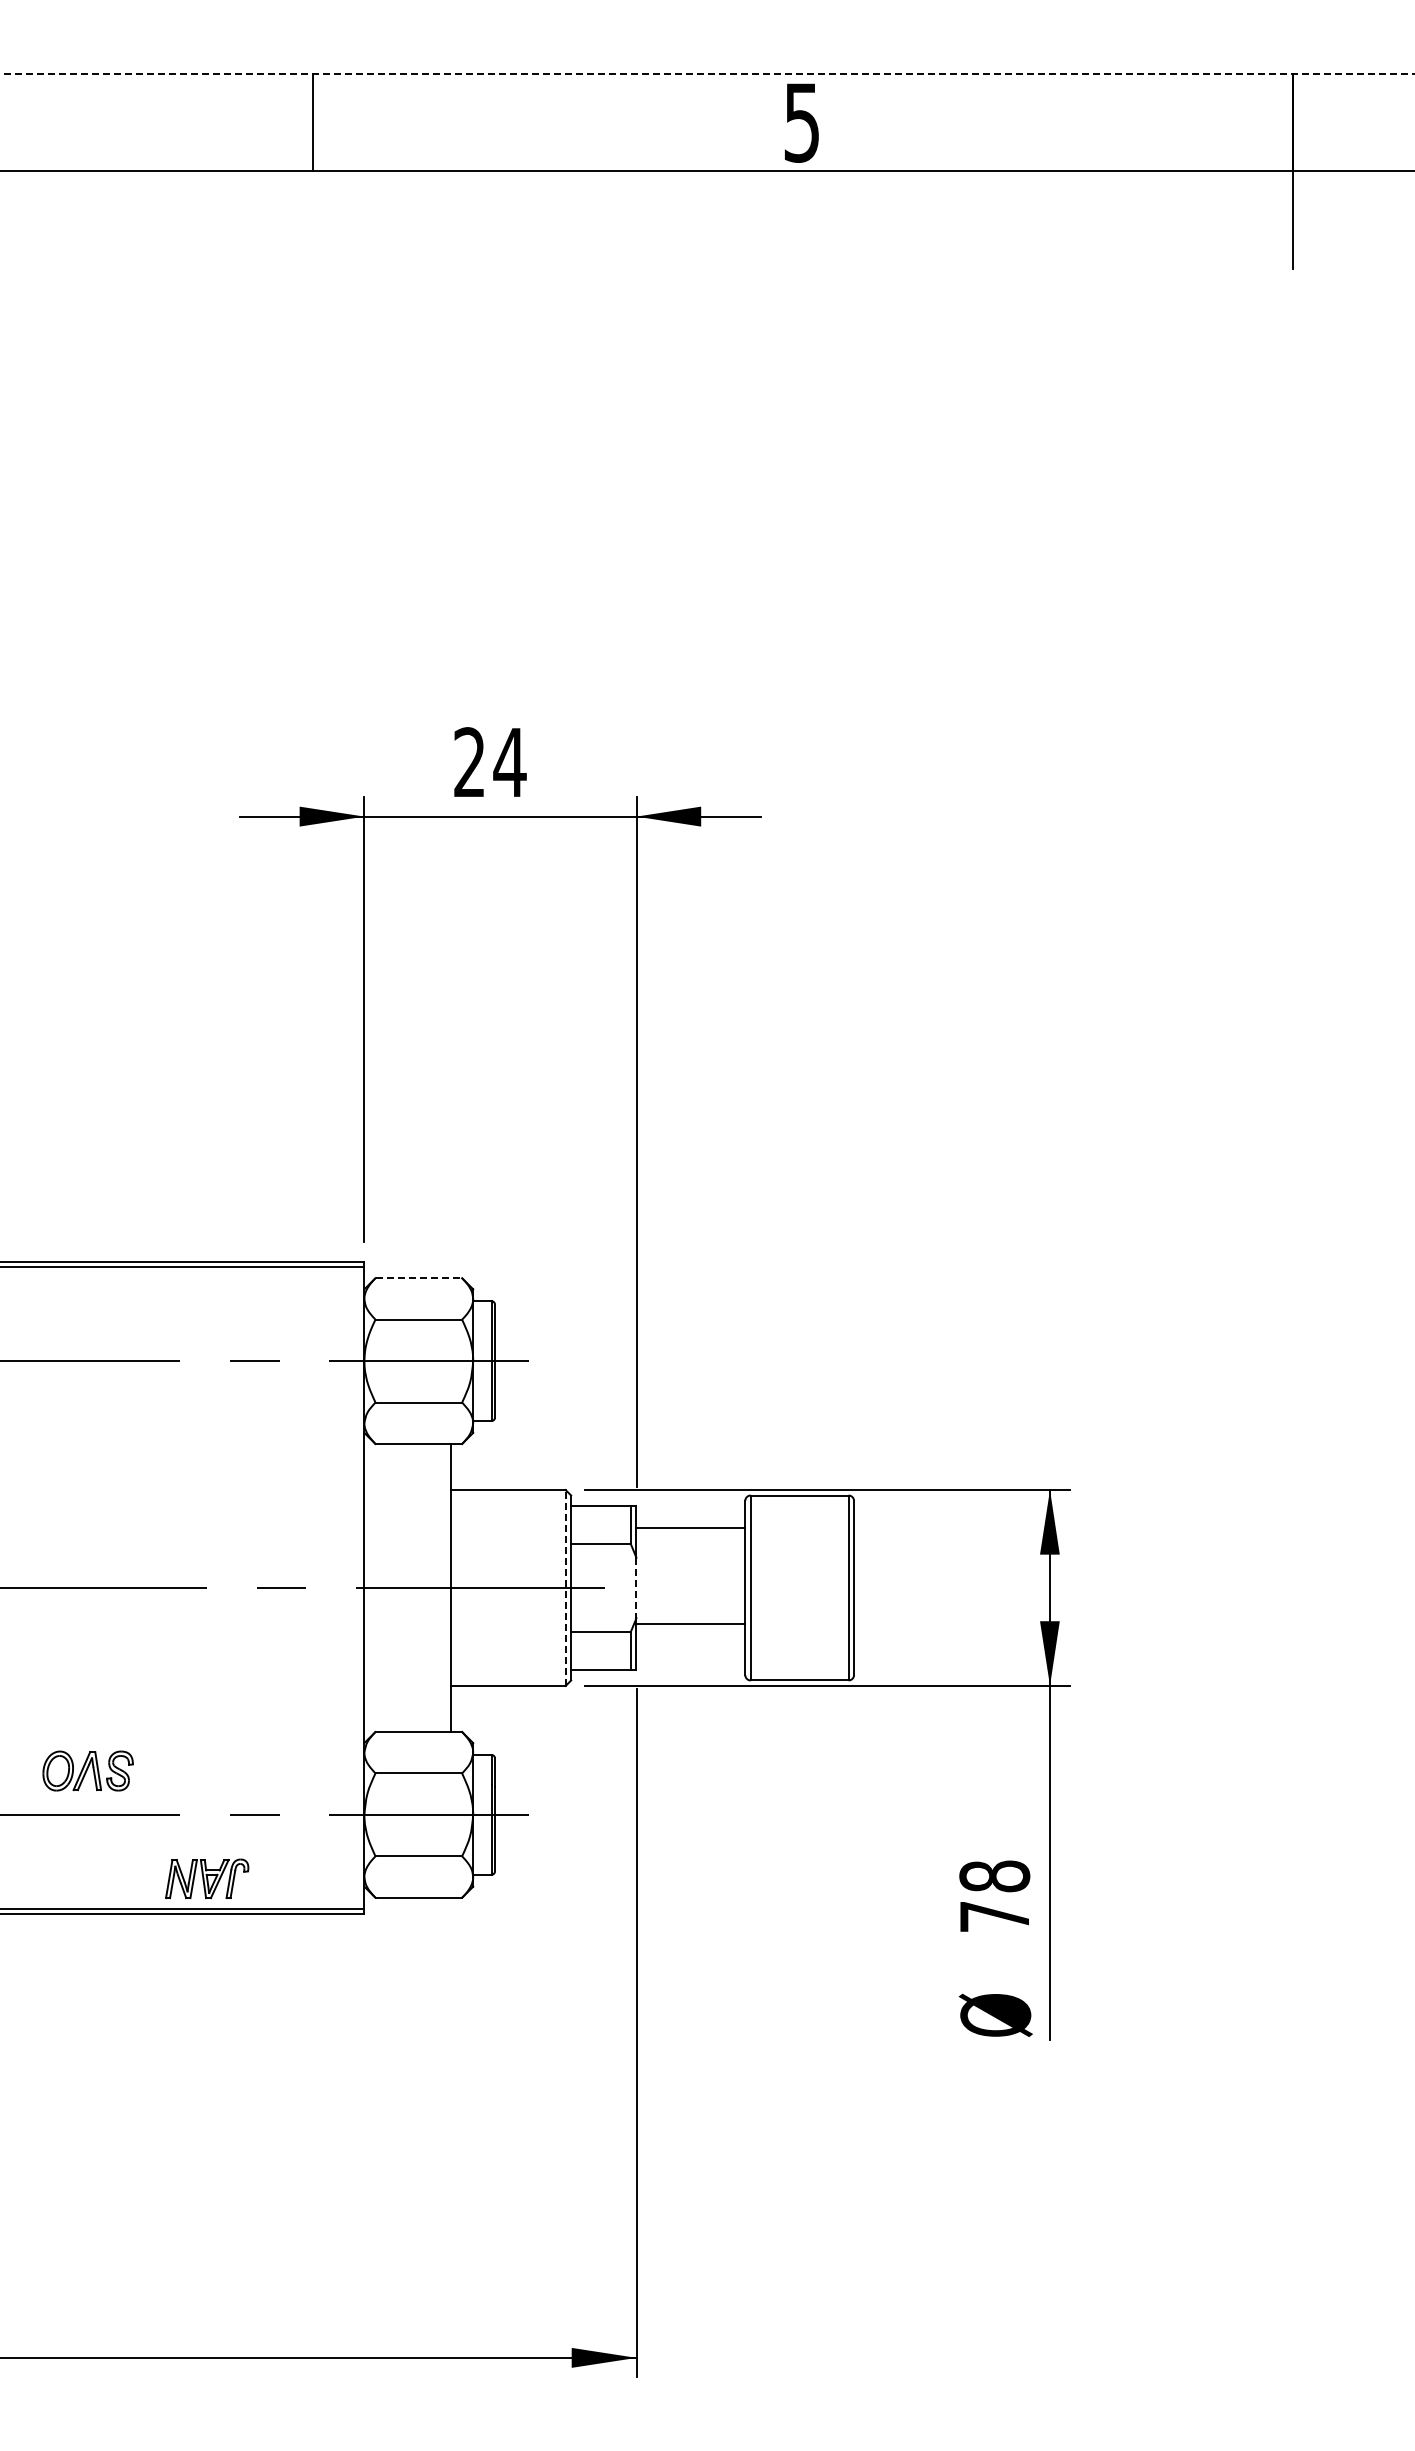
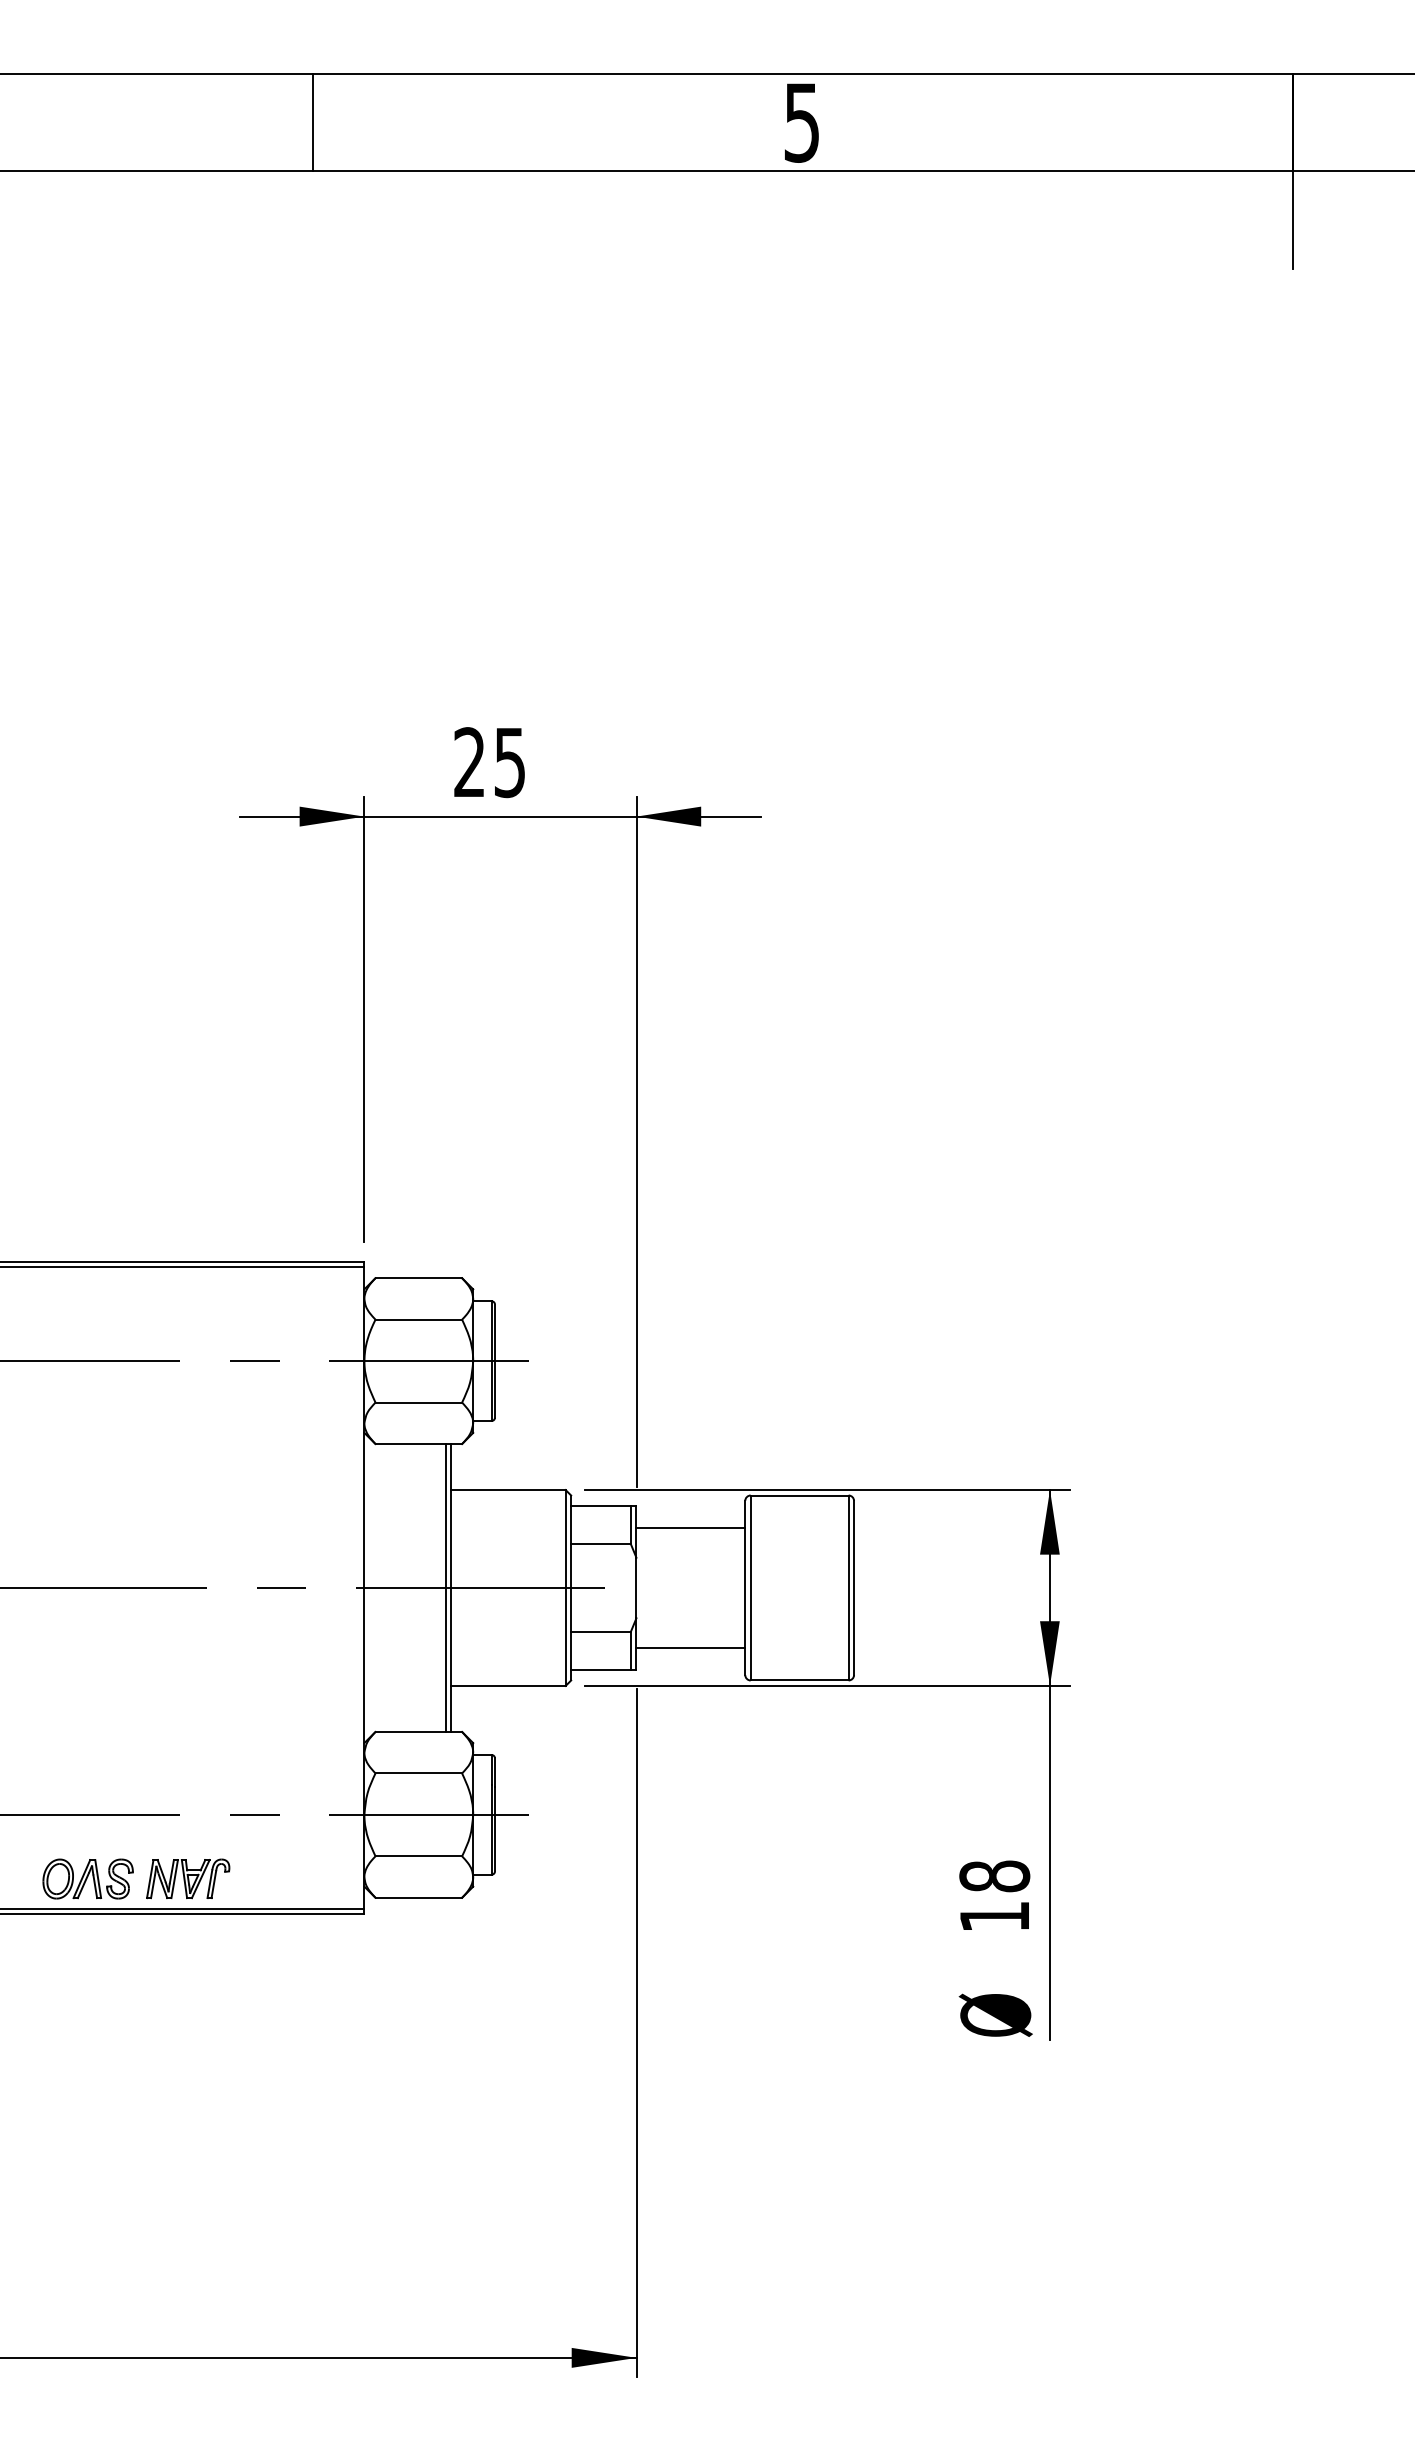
line: dashed -> solid (708, 73)
text: 24 -> 25 (509, 763)
line: dashed -> solid (419, 1278)
line: none -> present (446, 1587)
line: dashed -> solid (565, 1588)
line: dashed -> solid (636, 1588)
line position: (690, 1623) -> (690, 1647) (690, 1647)
part position: (87, 1770) -> (87, 1878) (87, 1878)
part position: (207, 1878) -> (188, 1878) (188, 1878)
text: 78 -> 18 (994, 1916)
